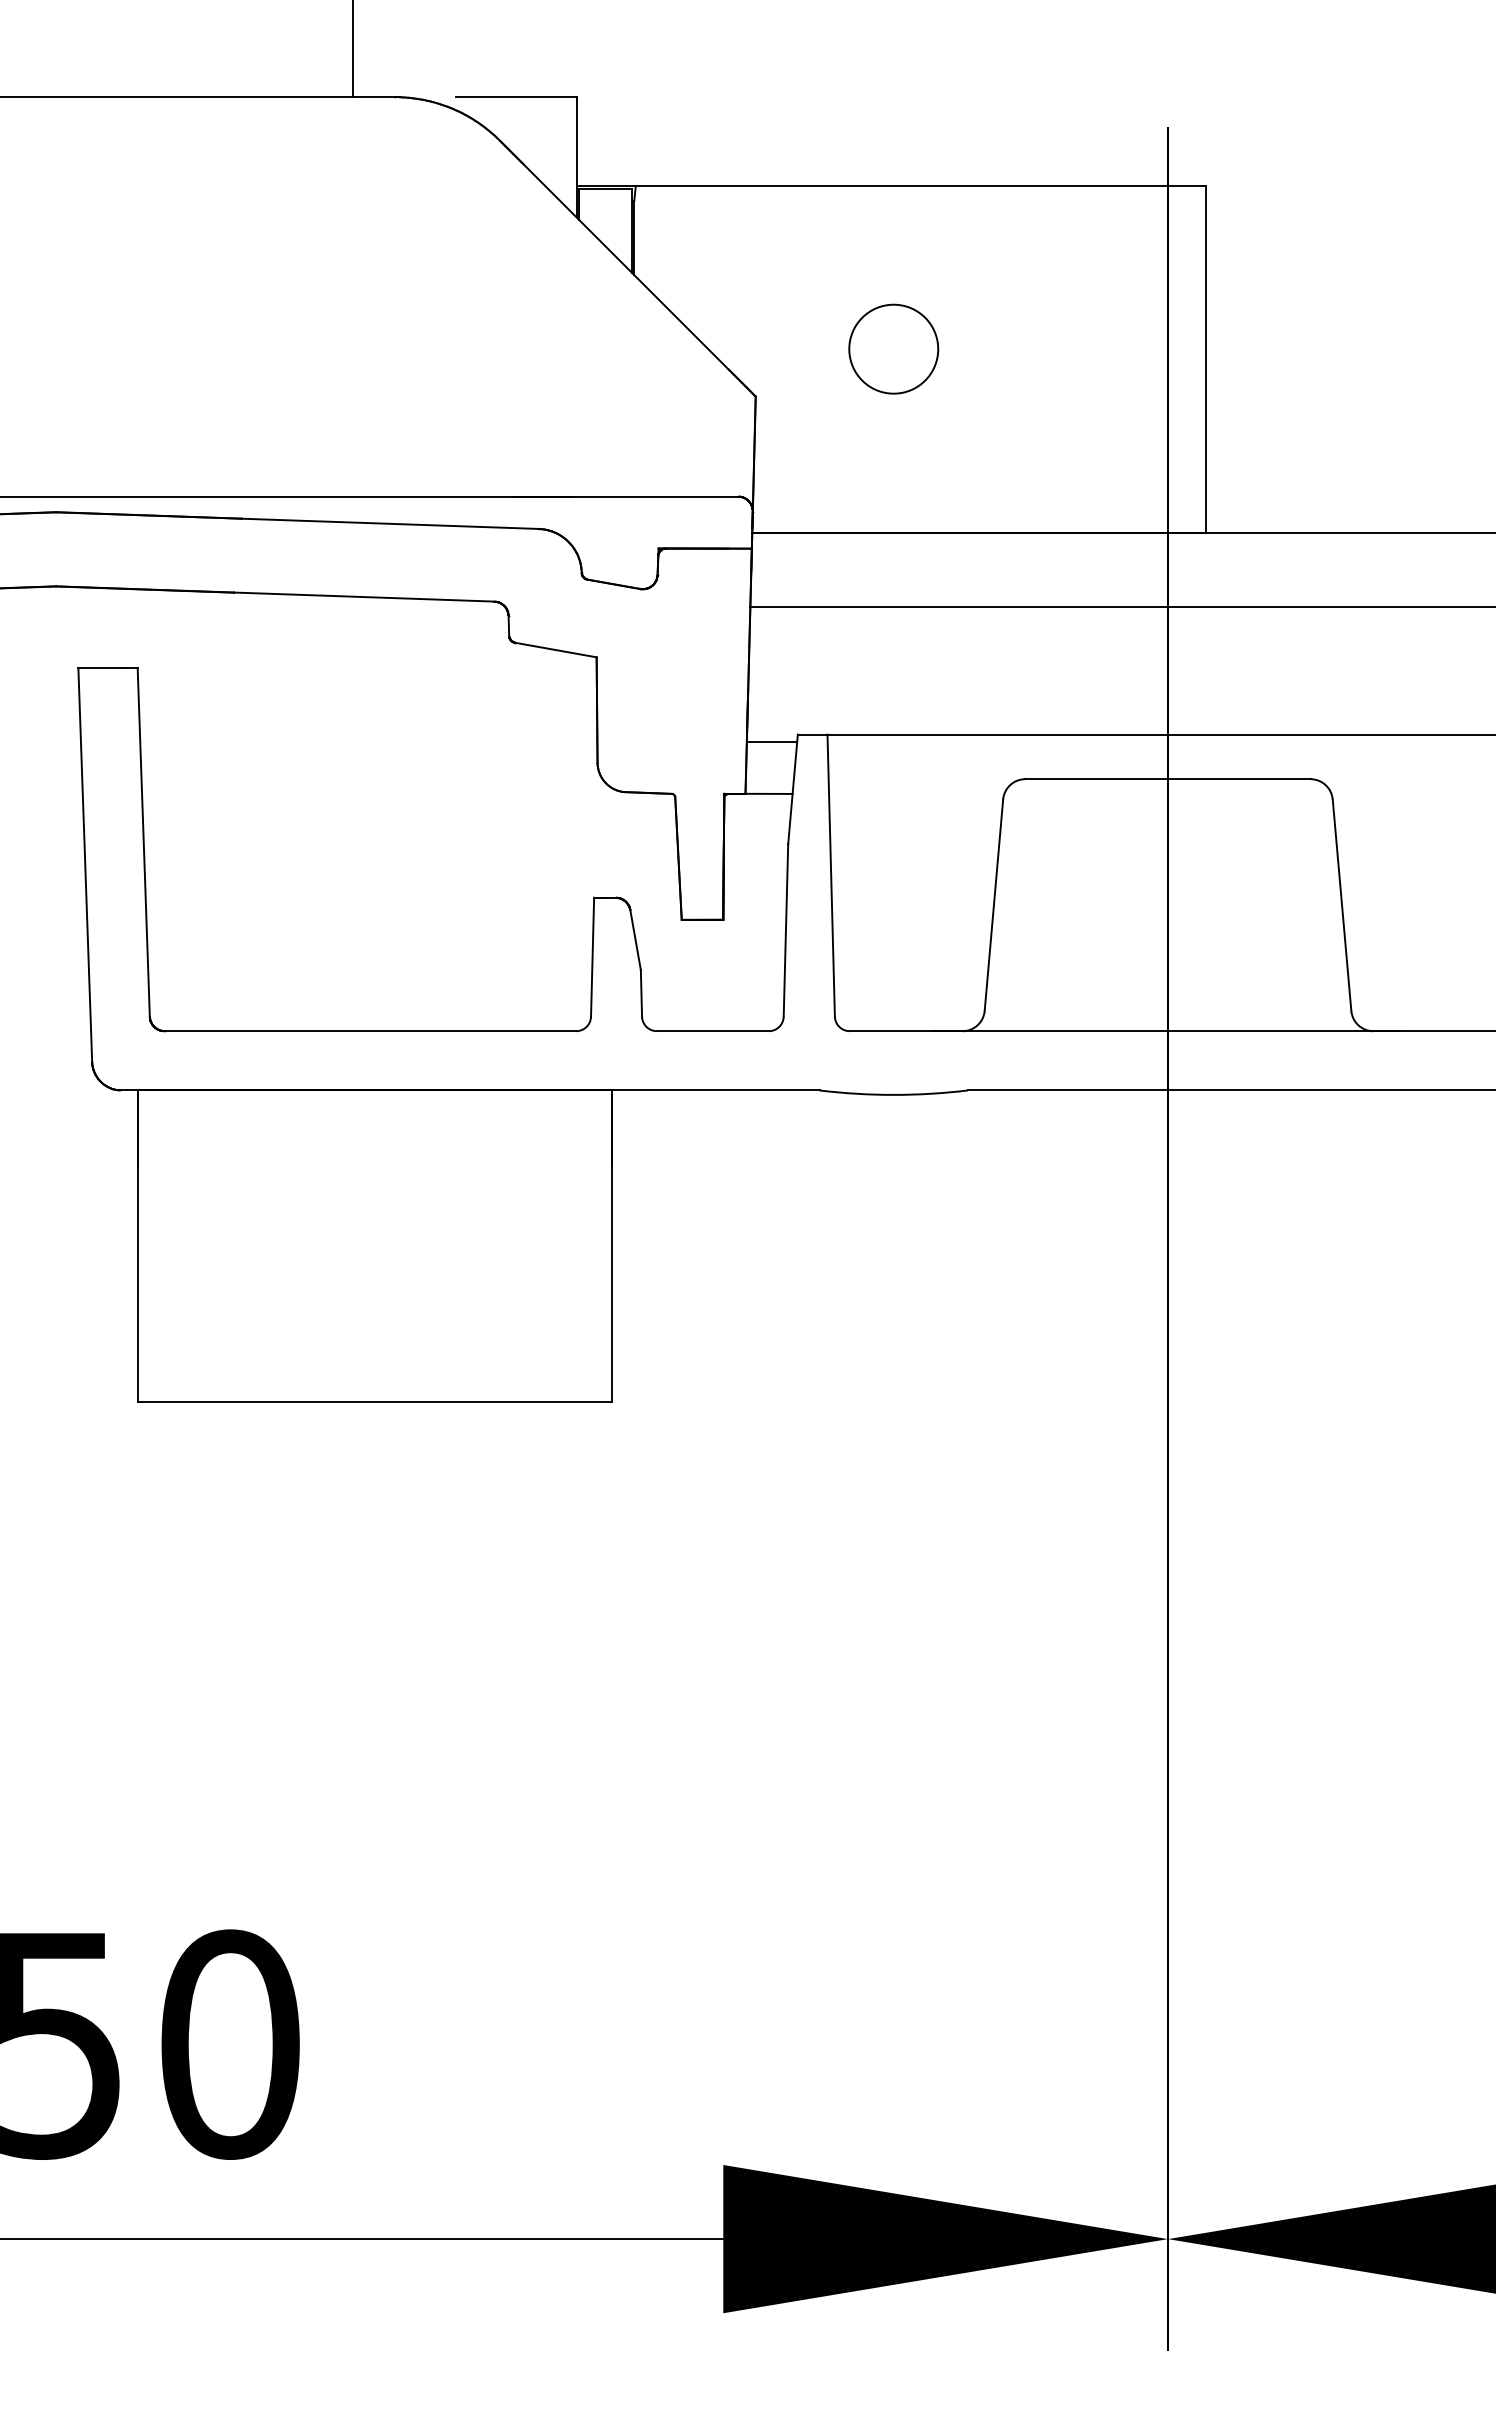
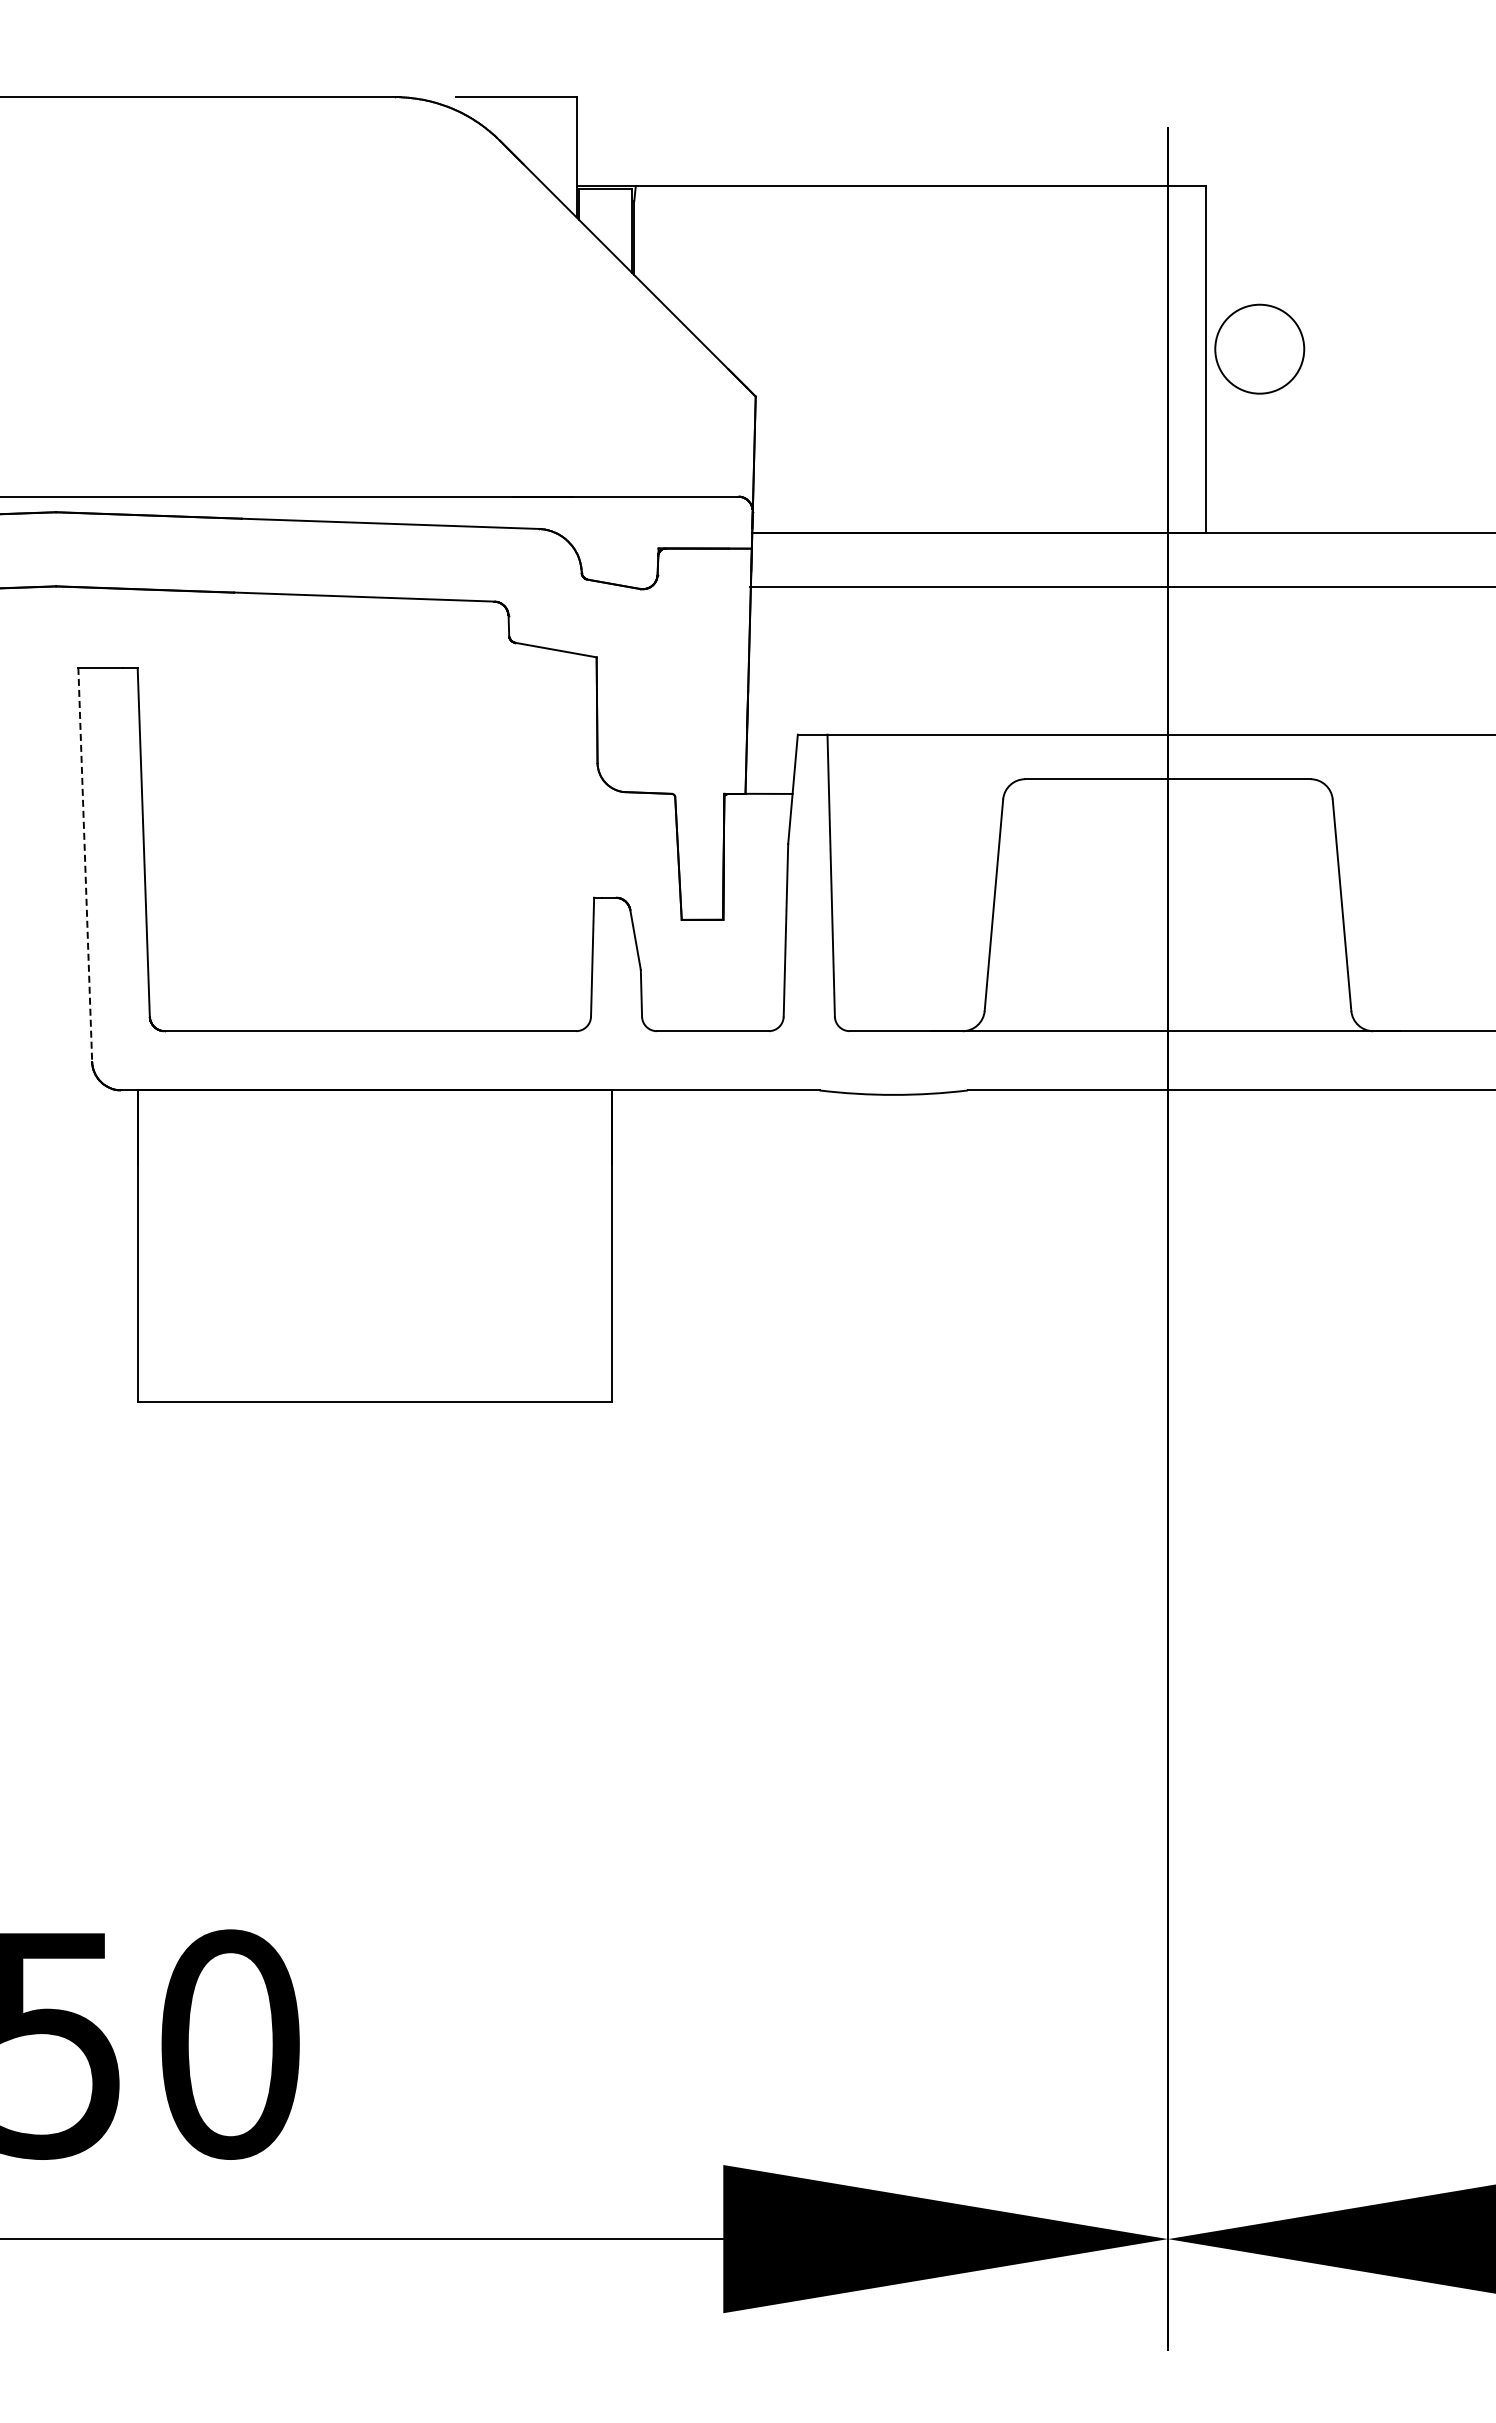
line: present -> none (352, 49)
circle position: (893, 348) -> (1259, 348) (1259, 348)
line position: (1121, 606) -> (1121, 586) (1121, 586)
line: present -> none (771, 742)
line: solid -> dashed (85, 865)
